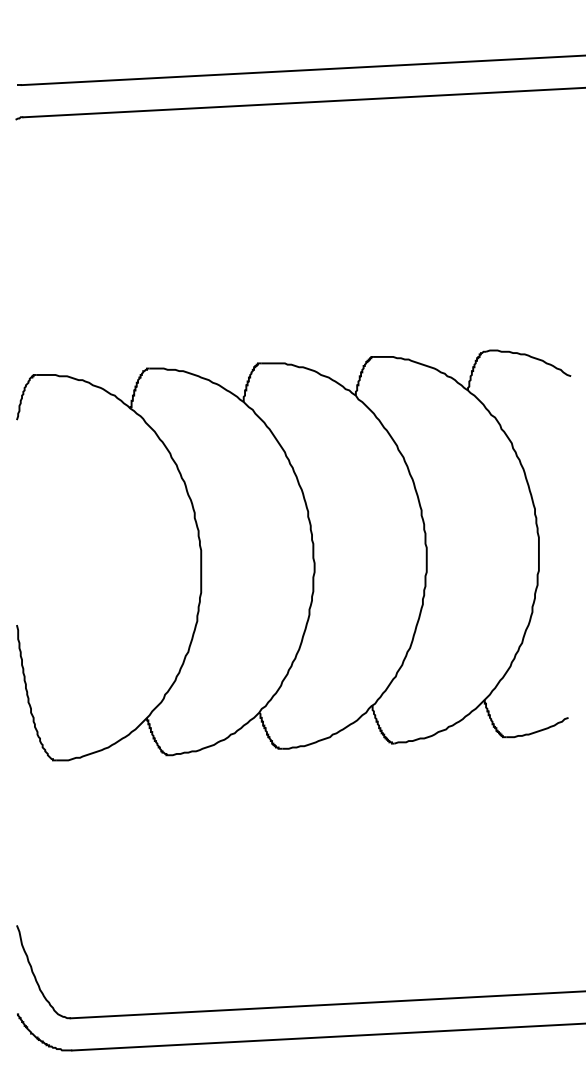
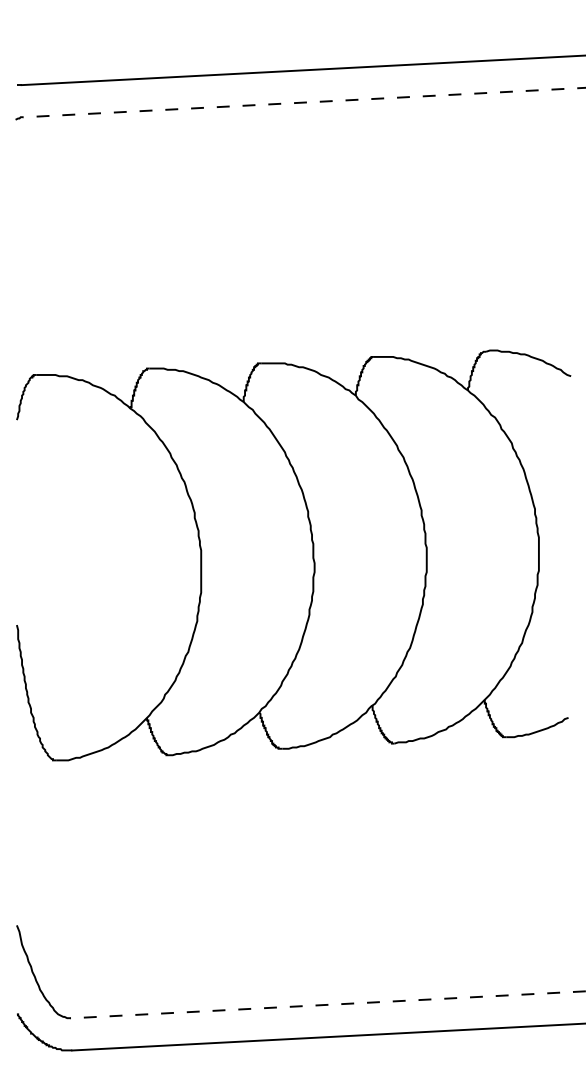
line: solid -> dashed (303, 102)
line: solid -> dashed (328, 1004)
